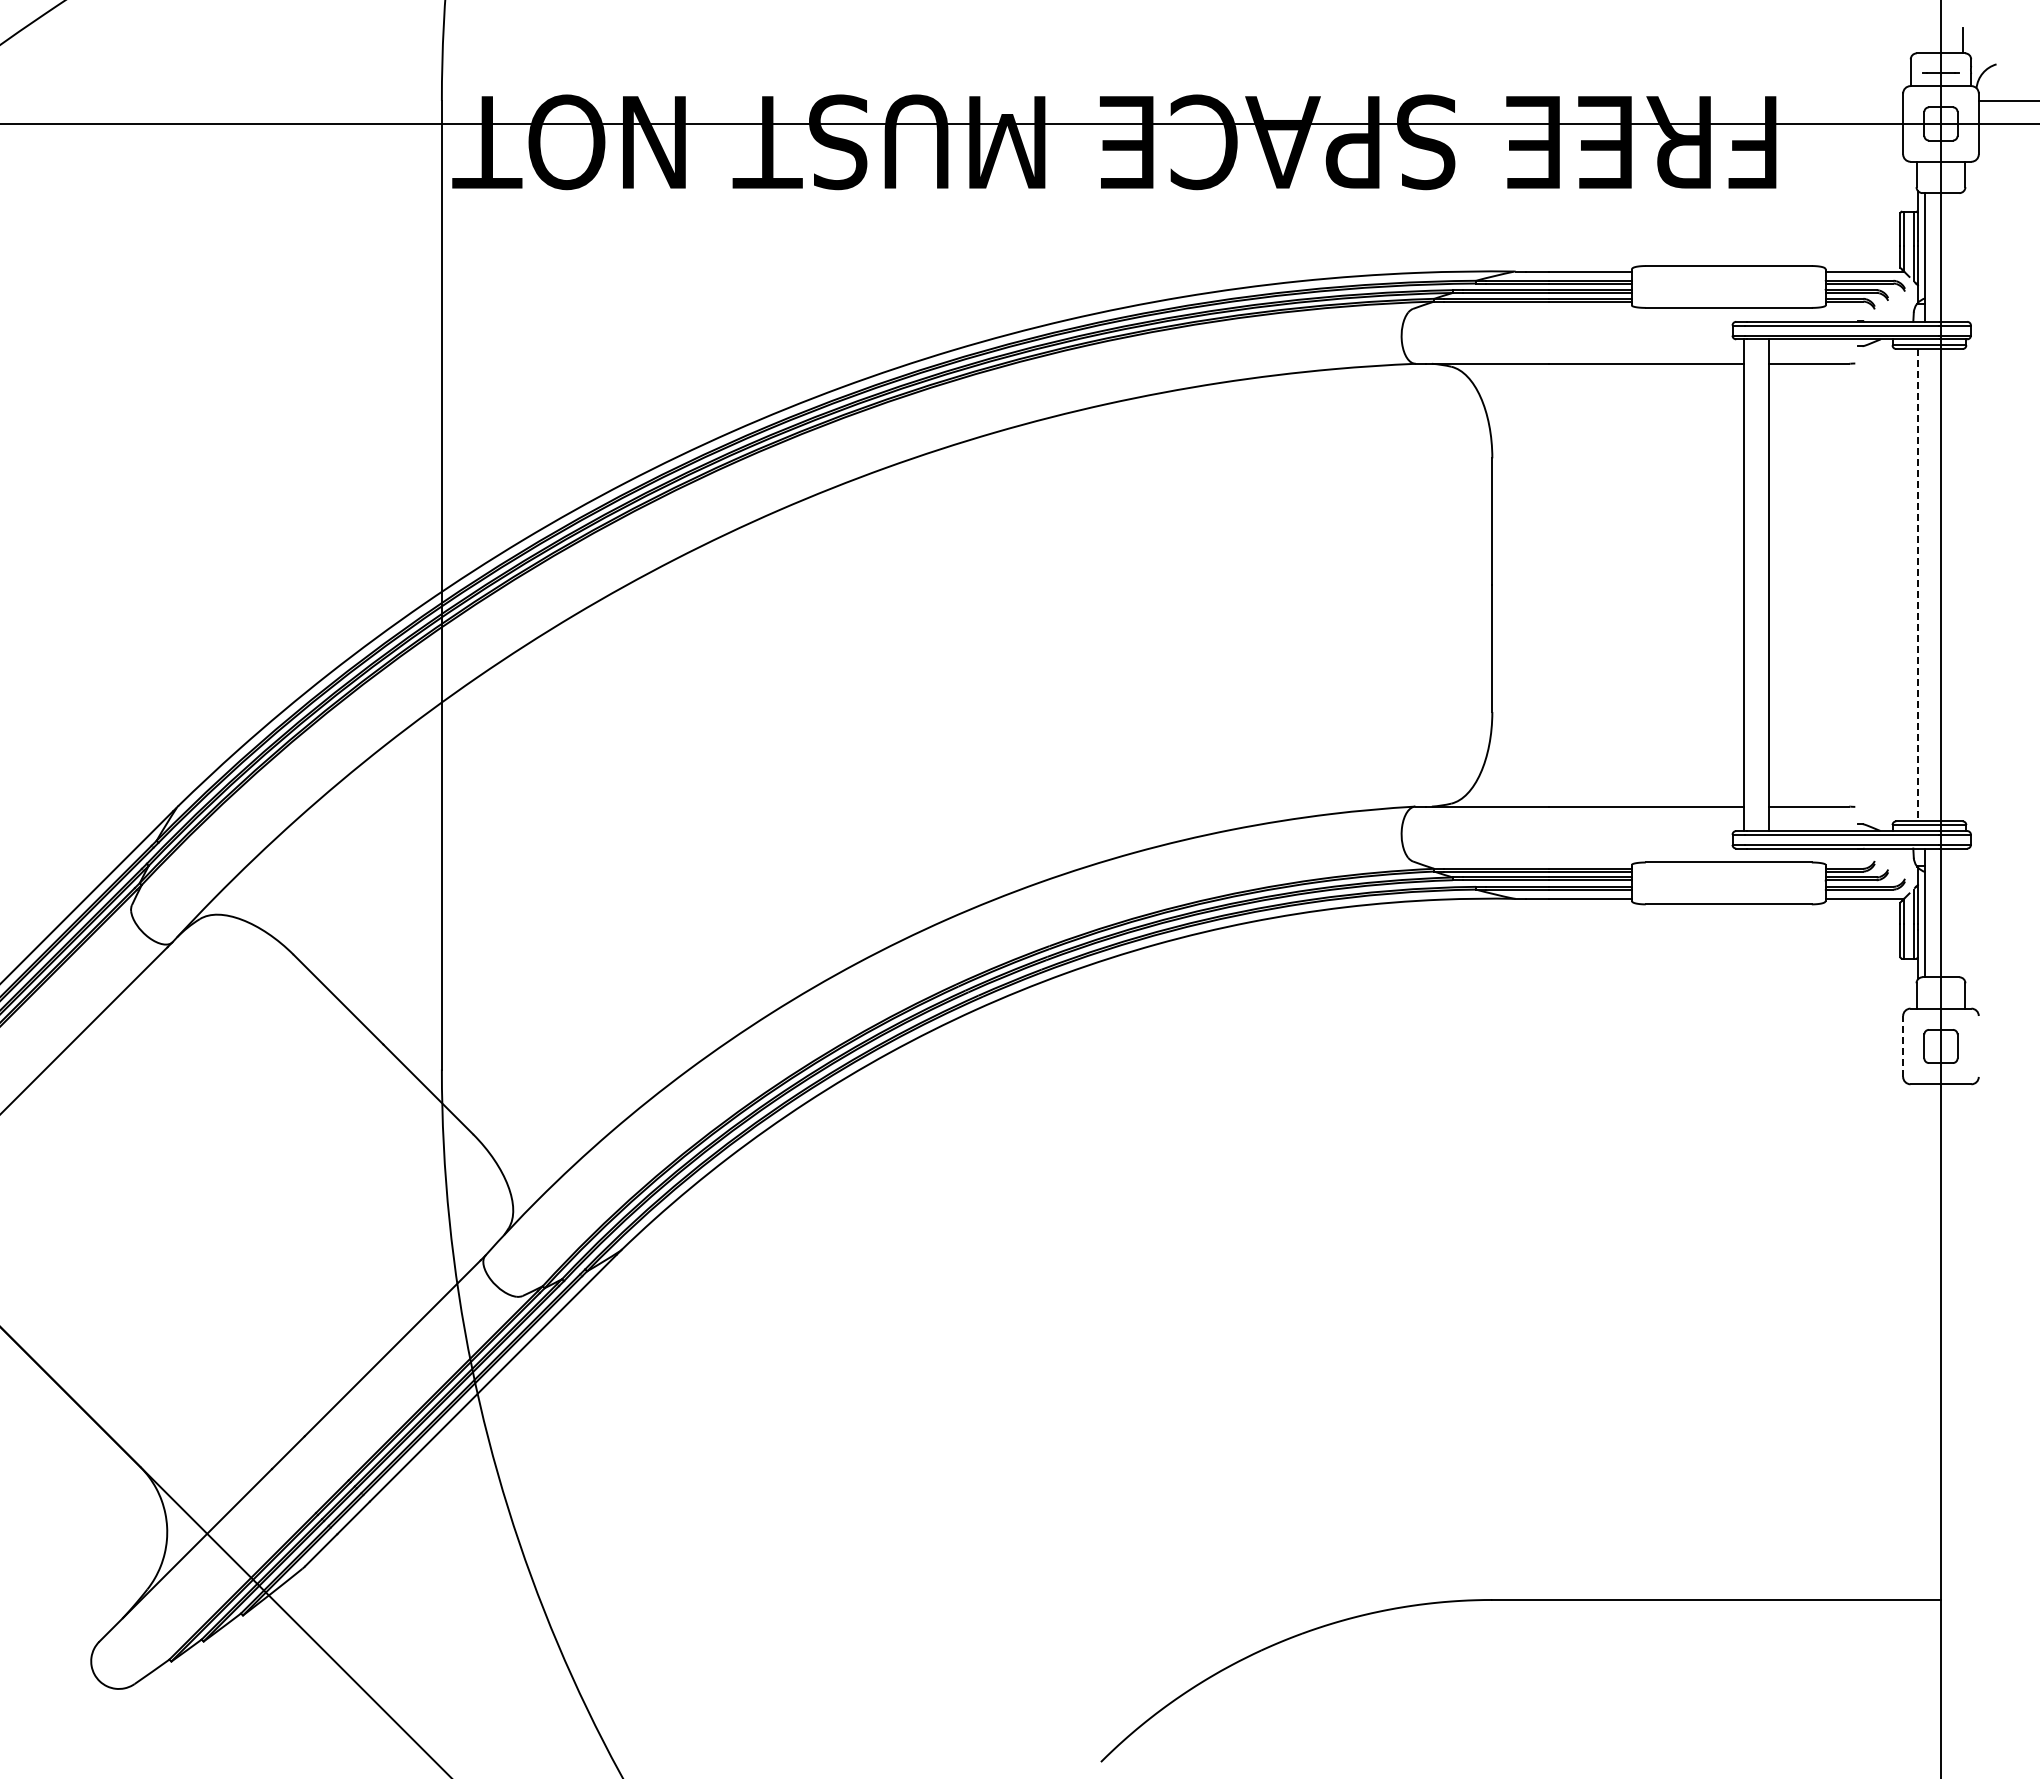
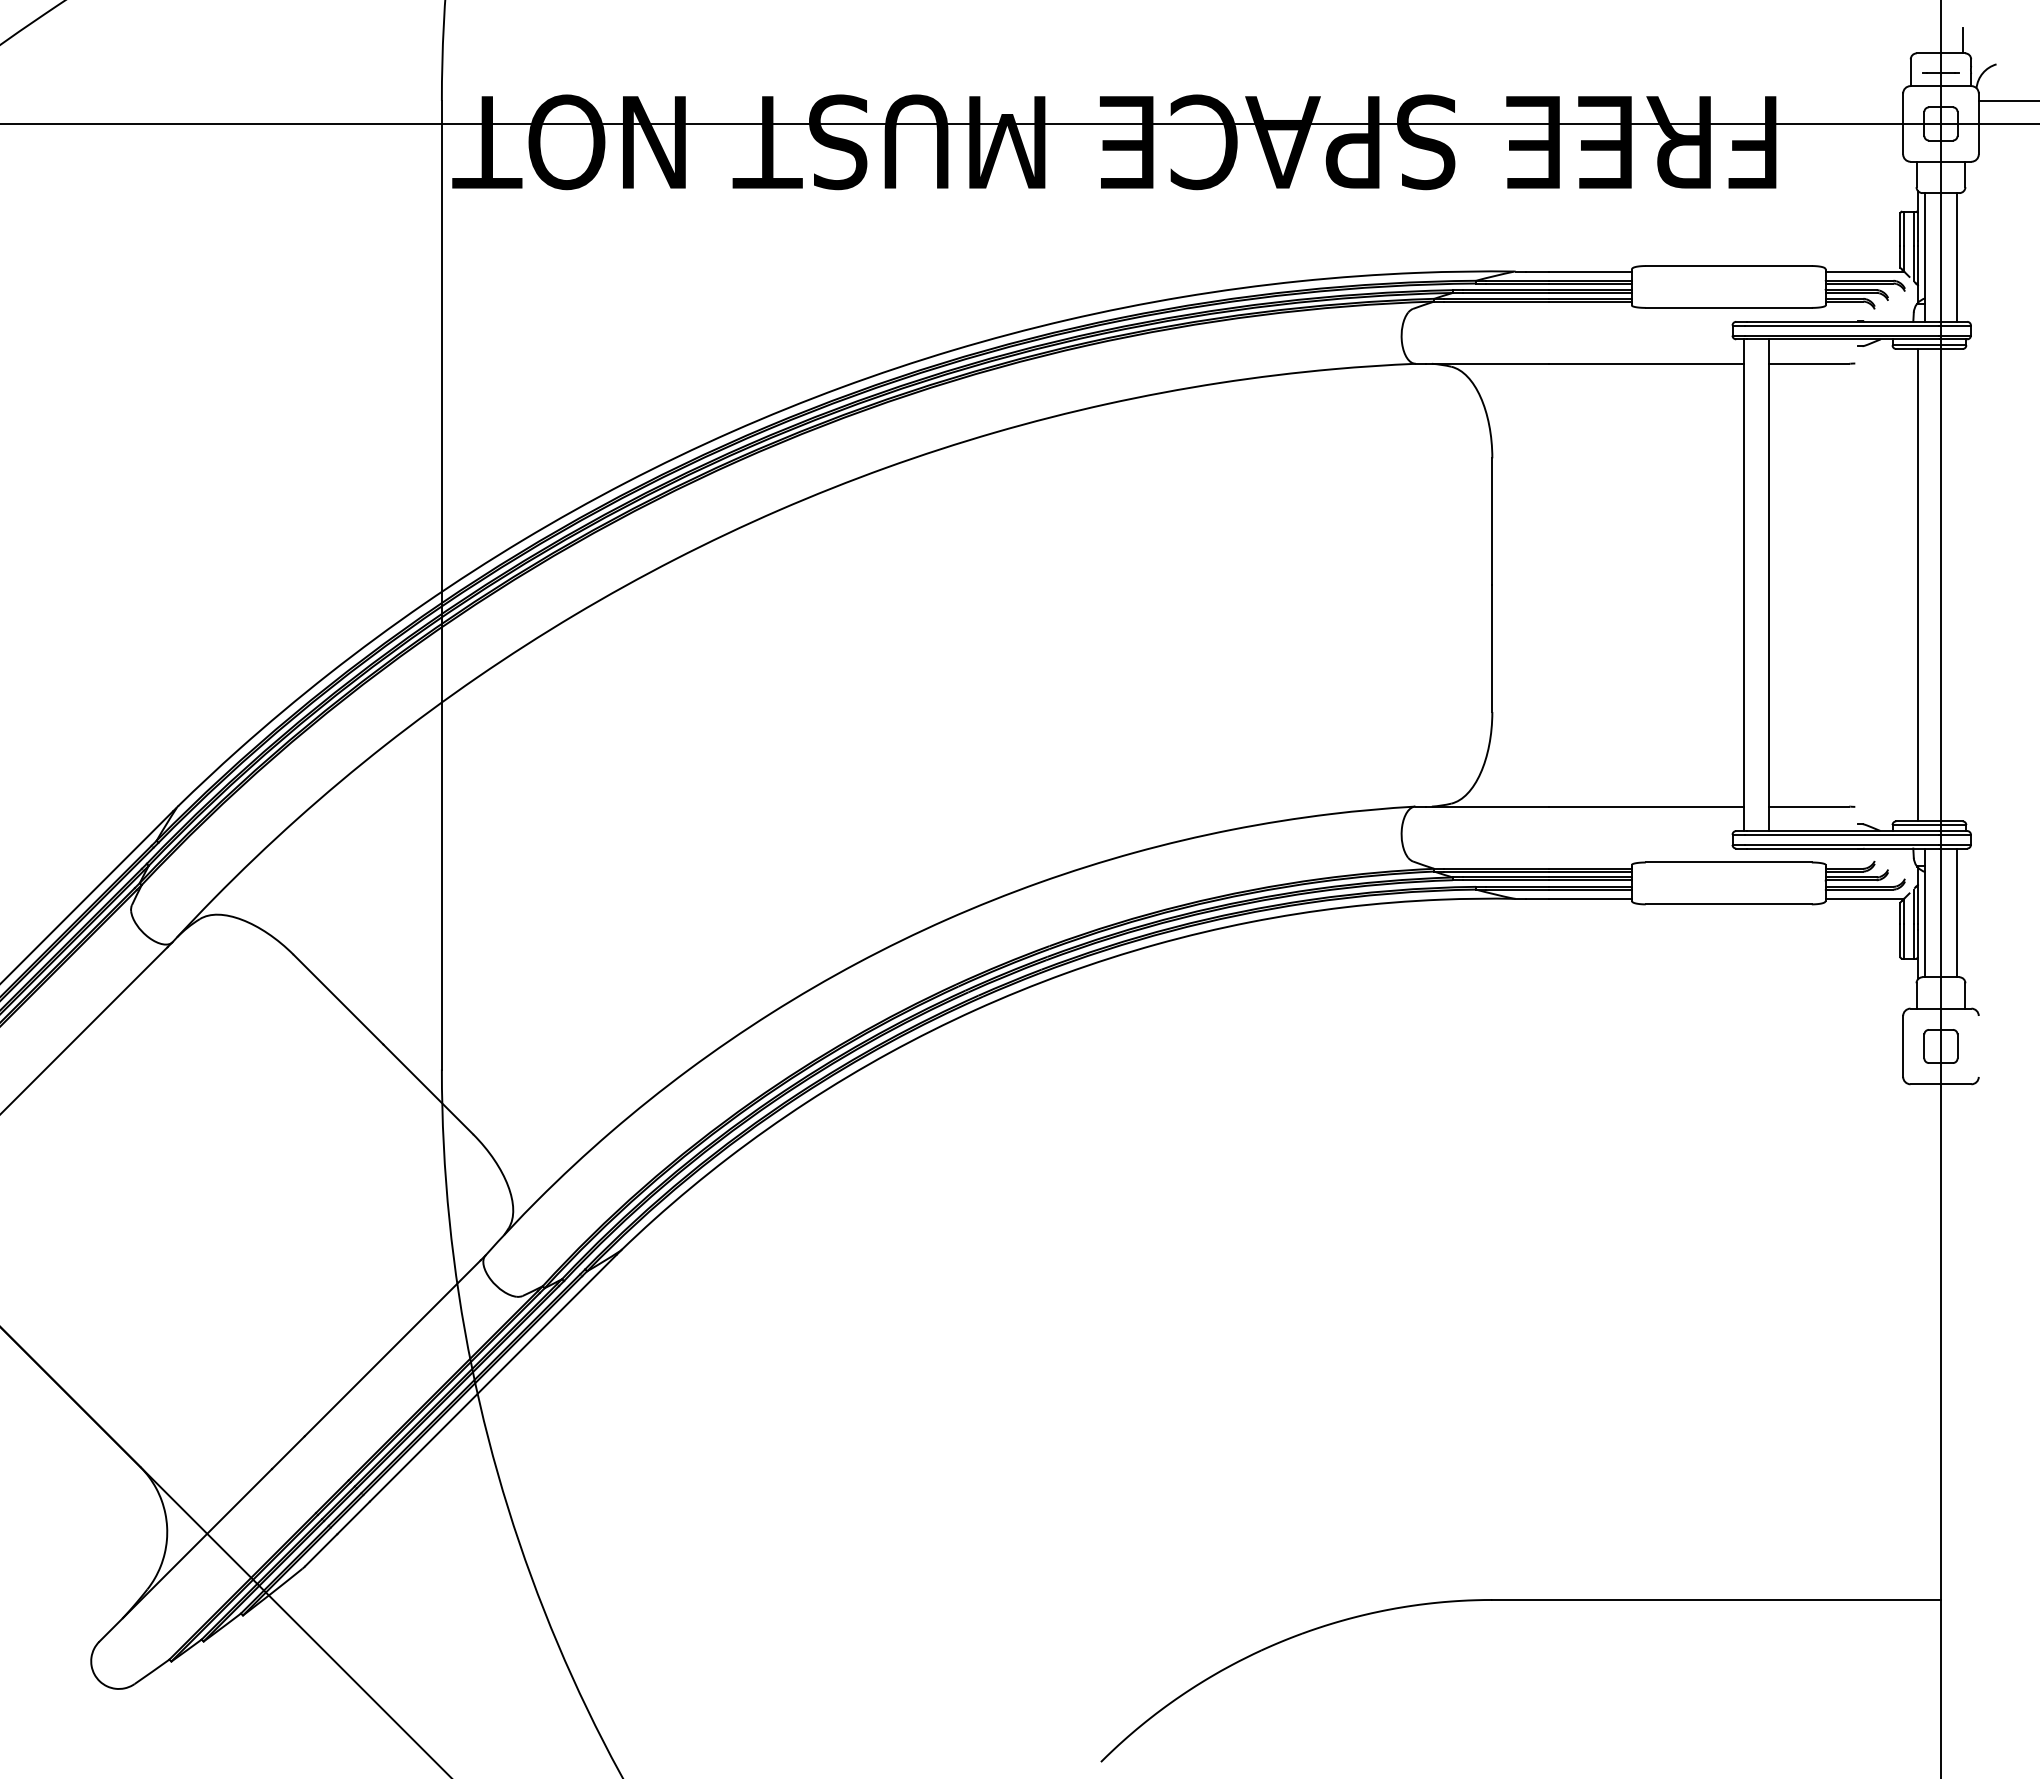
line: none -> present (1956, 257)
line: dashed -> solid (1917, 585)
line: none -> present (1956, 912)
line: dashed -> solid (1903, 1045)
